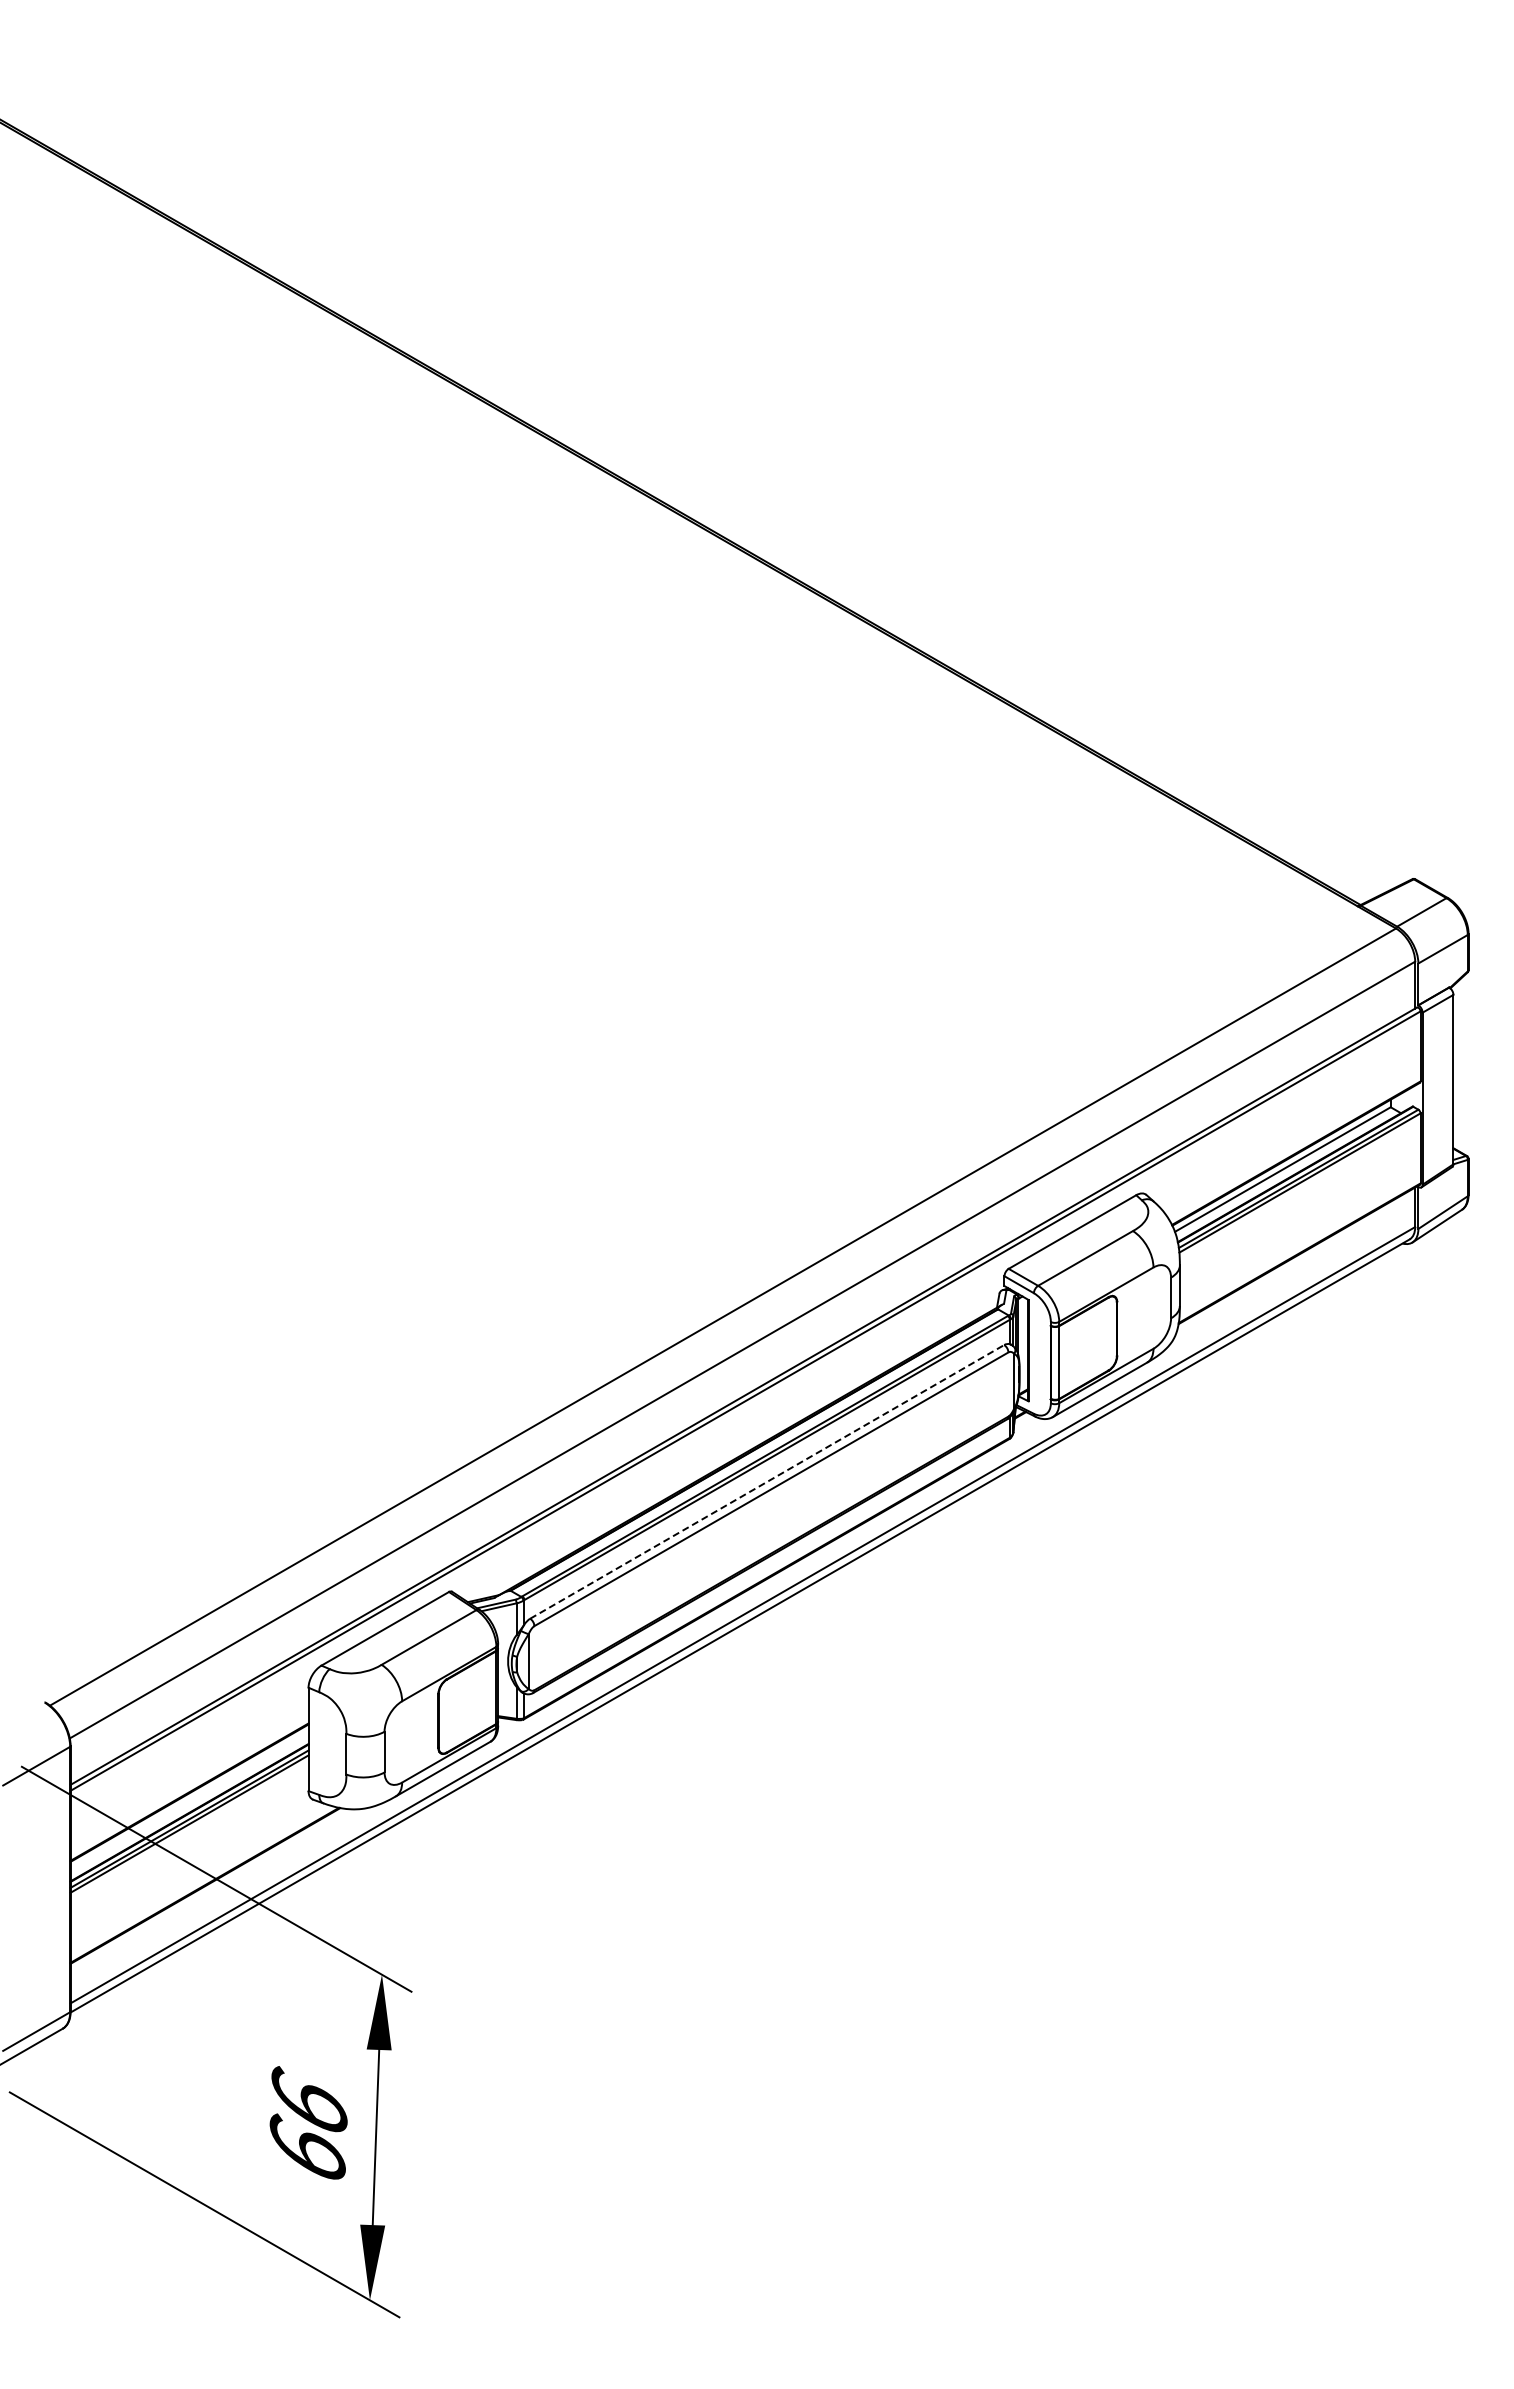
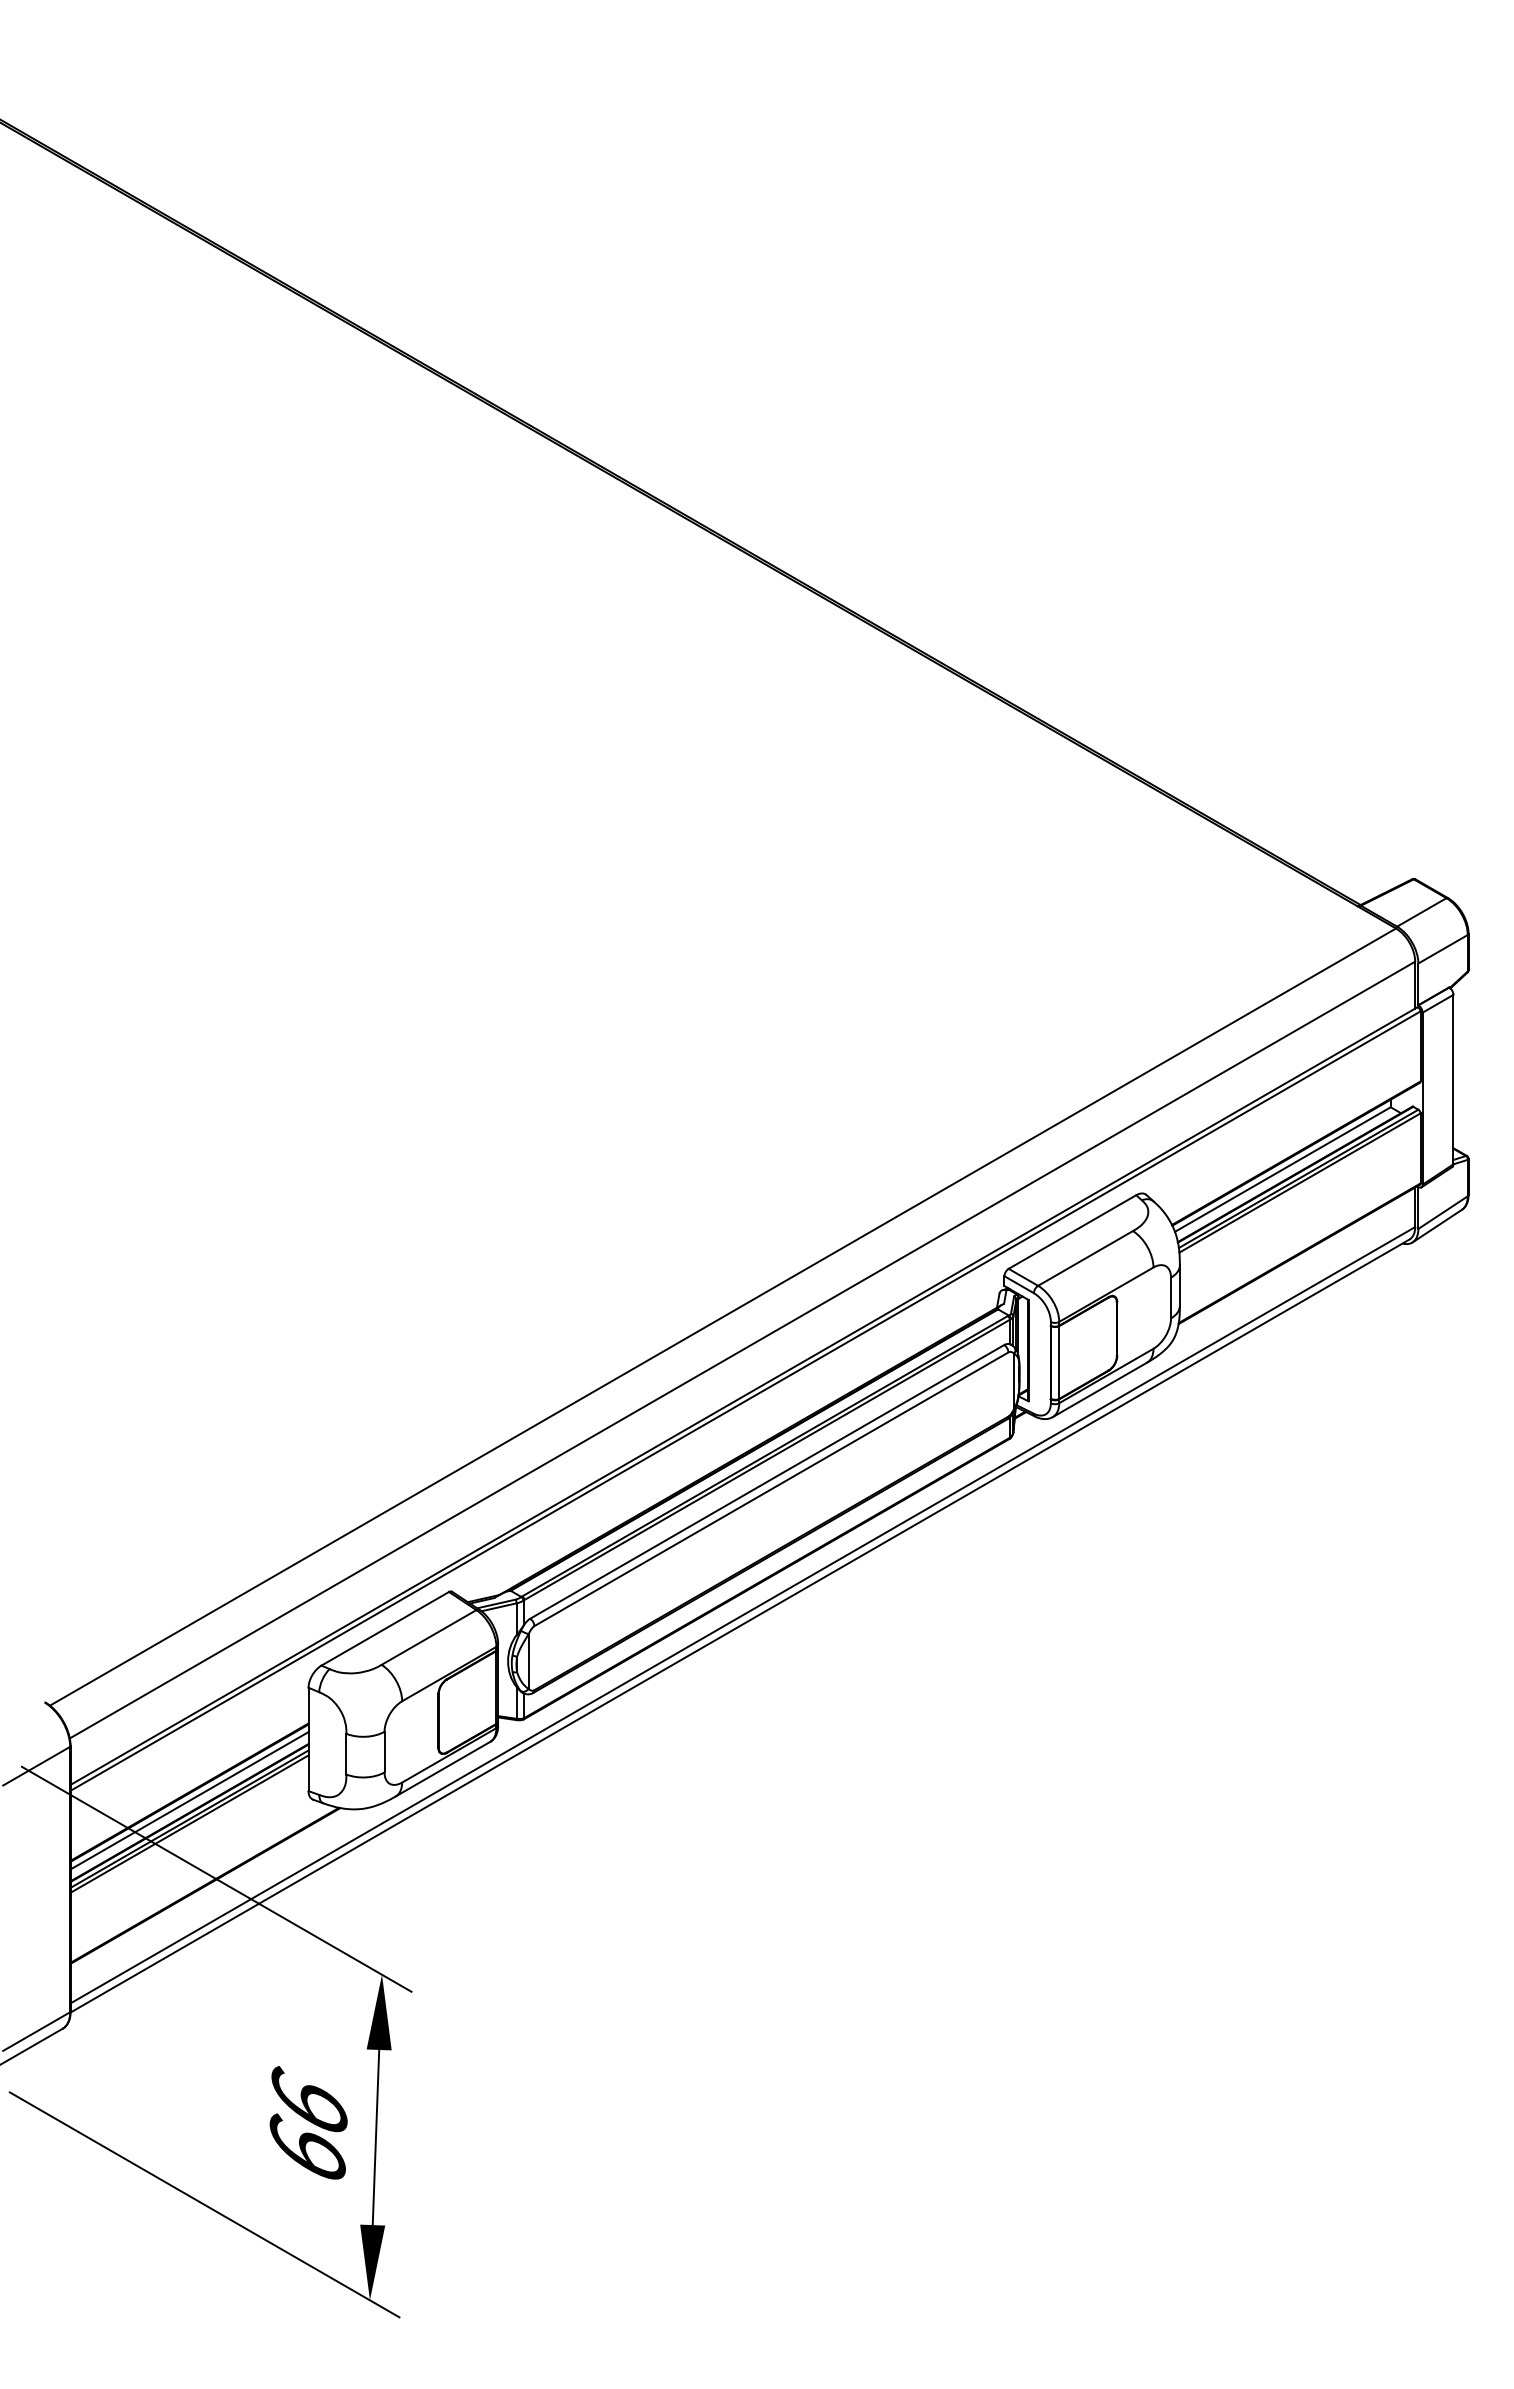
line: dashed -> solid (767, 1481)
line: none -> present (189, 1800)
